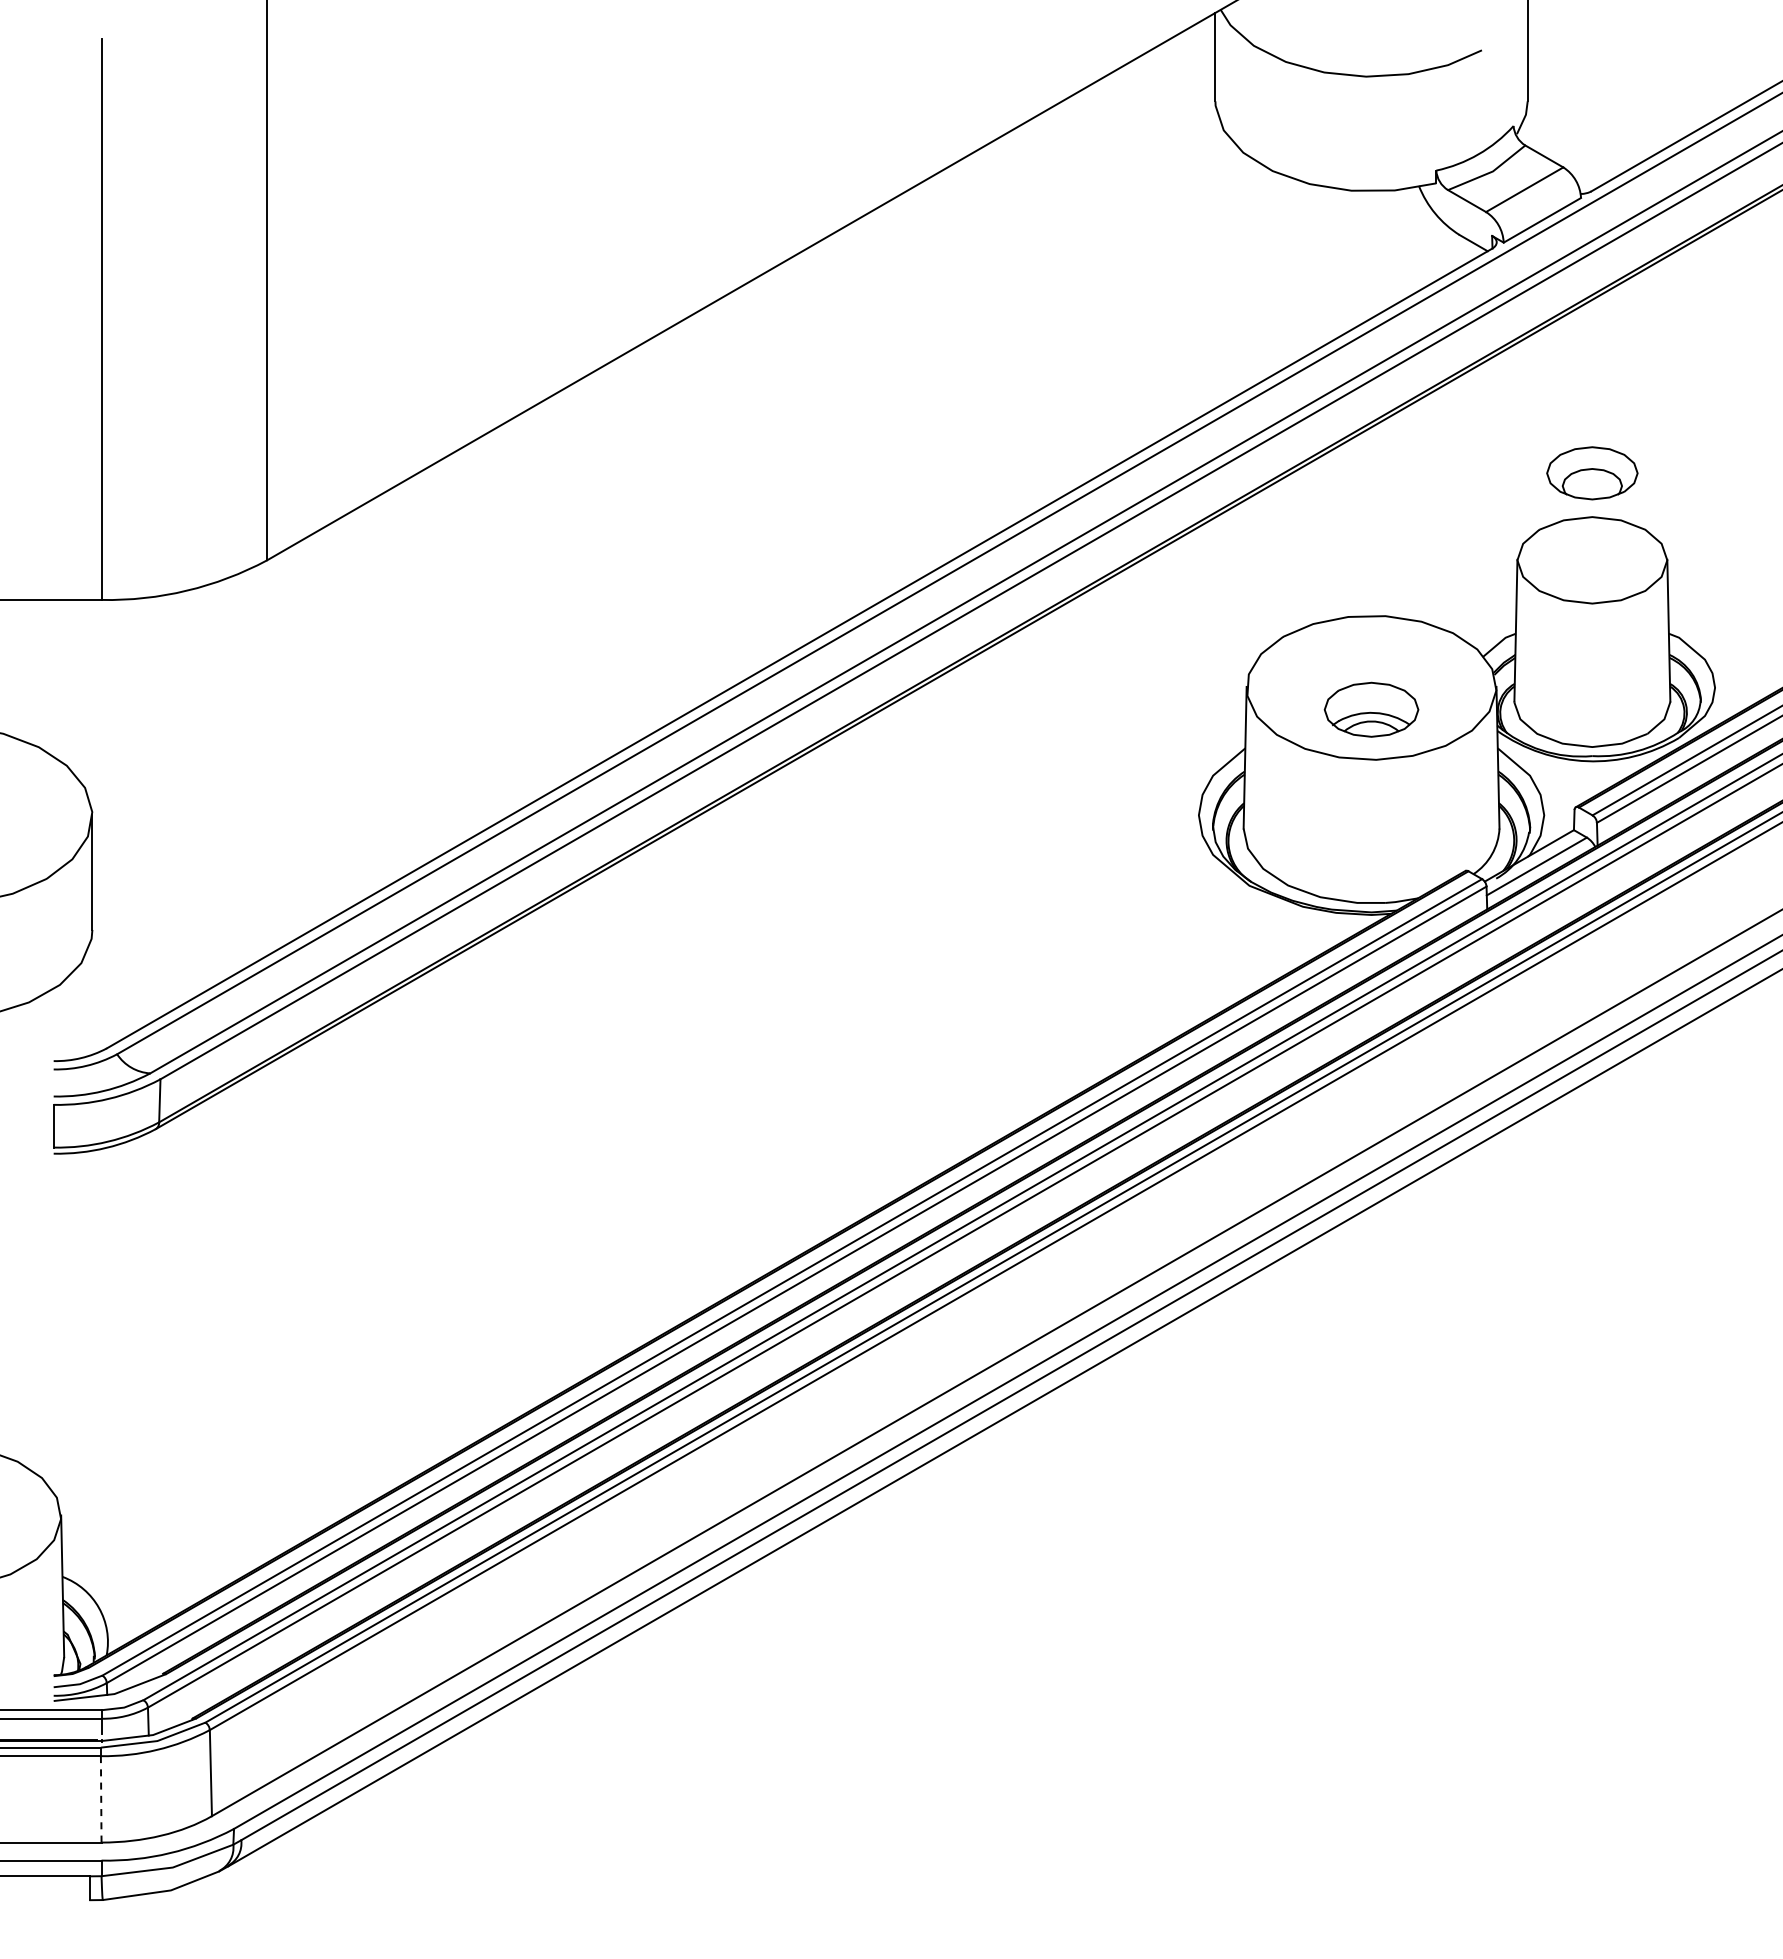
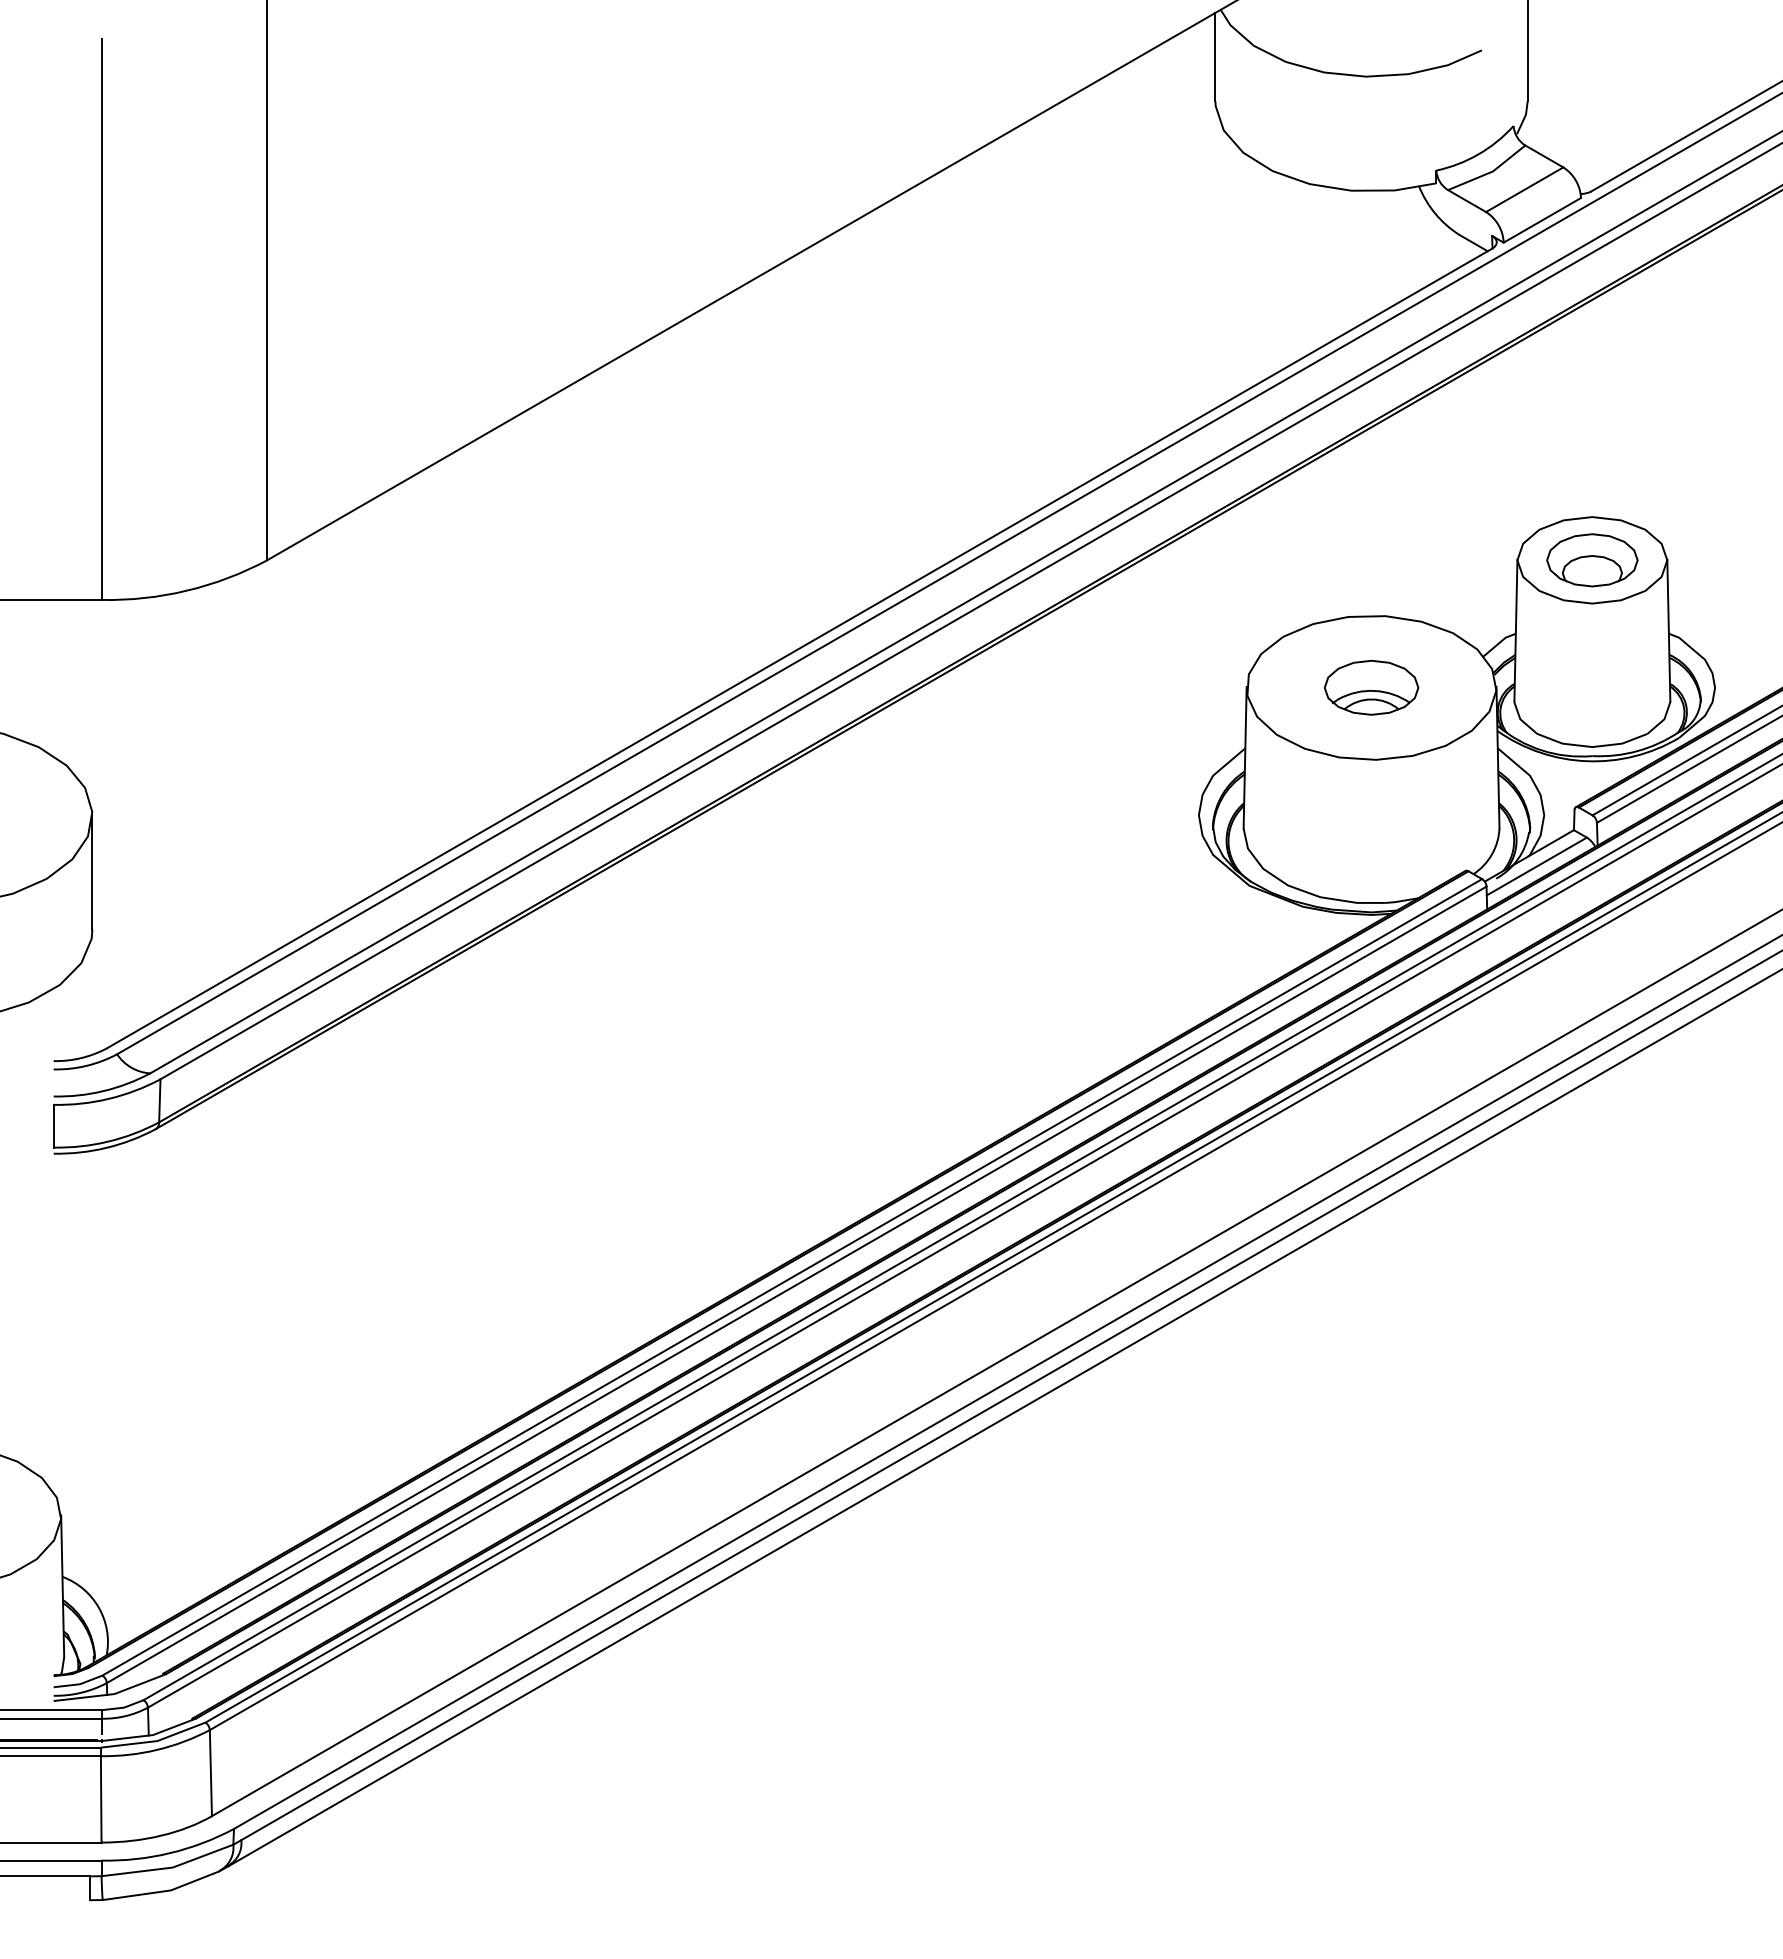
part position: (1592, 473) -> (1592, 560) (1592, 560)
part position: (1371, 709) -> (1371, 687) (1371, 687)
line: dashed -> solid (101, 1798)
